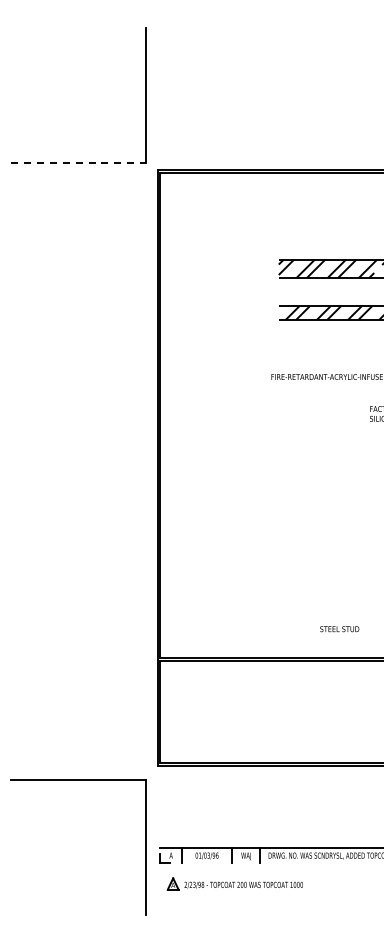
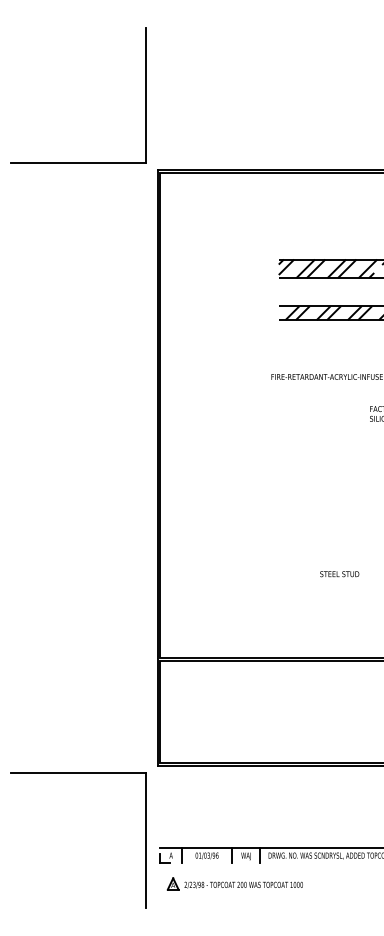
line: dashed -> solid (79, 162)
text position: (339, 629) -> (339, 574) (339, 574)
part position: (78, 780) -> (78, 773) (78, 773)
